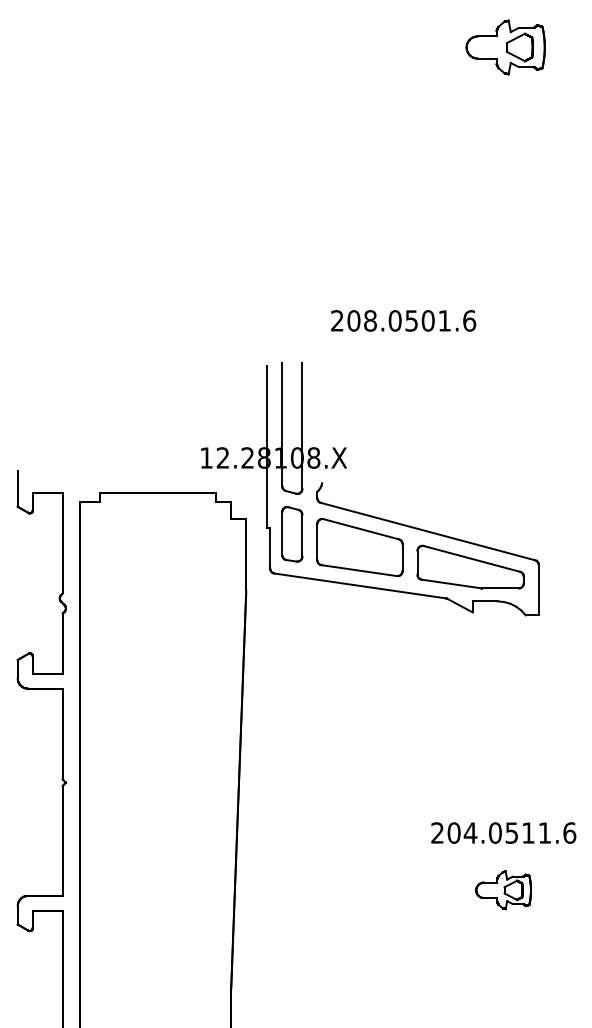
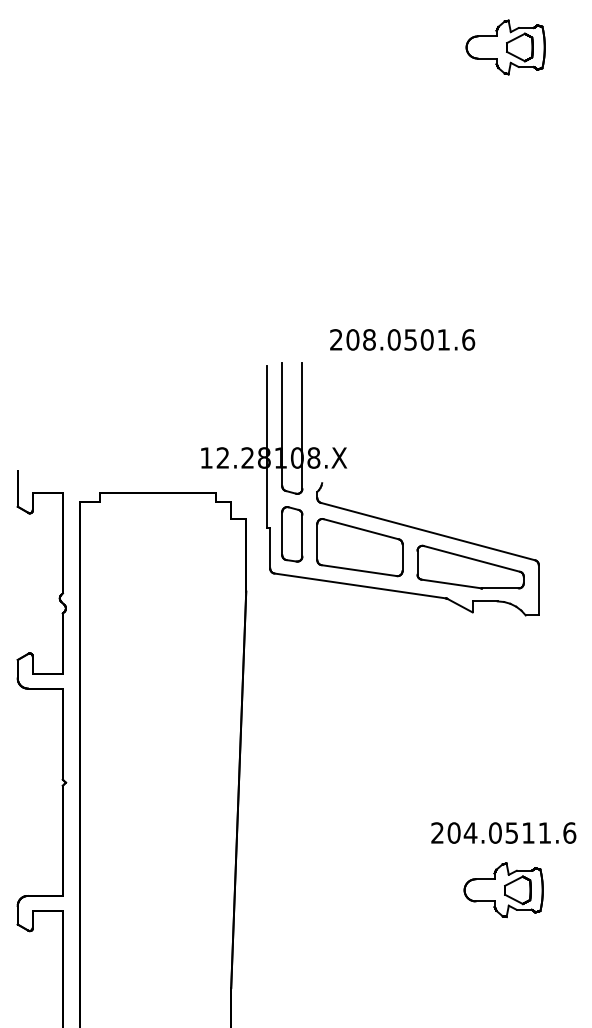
text position: (403, 320) -> (402, 339) (402, 339)
part size: 57x41 px -> 81x57 px (503, 890)
